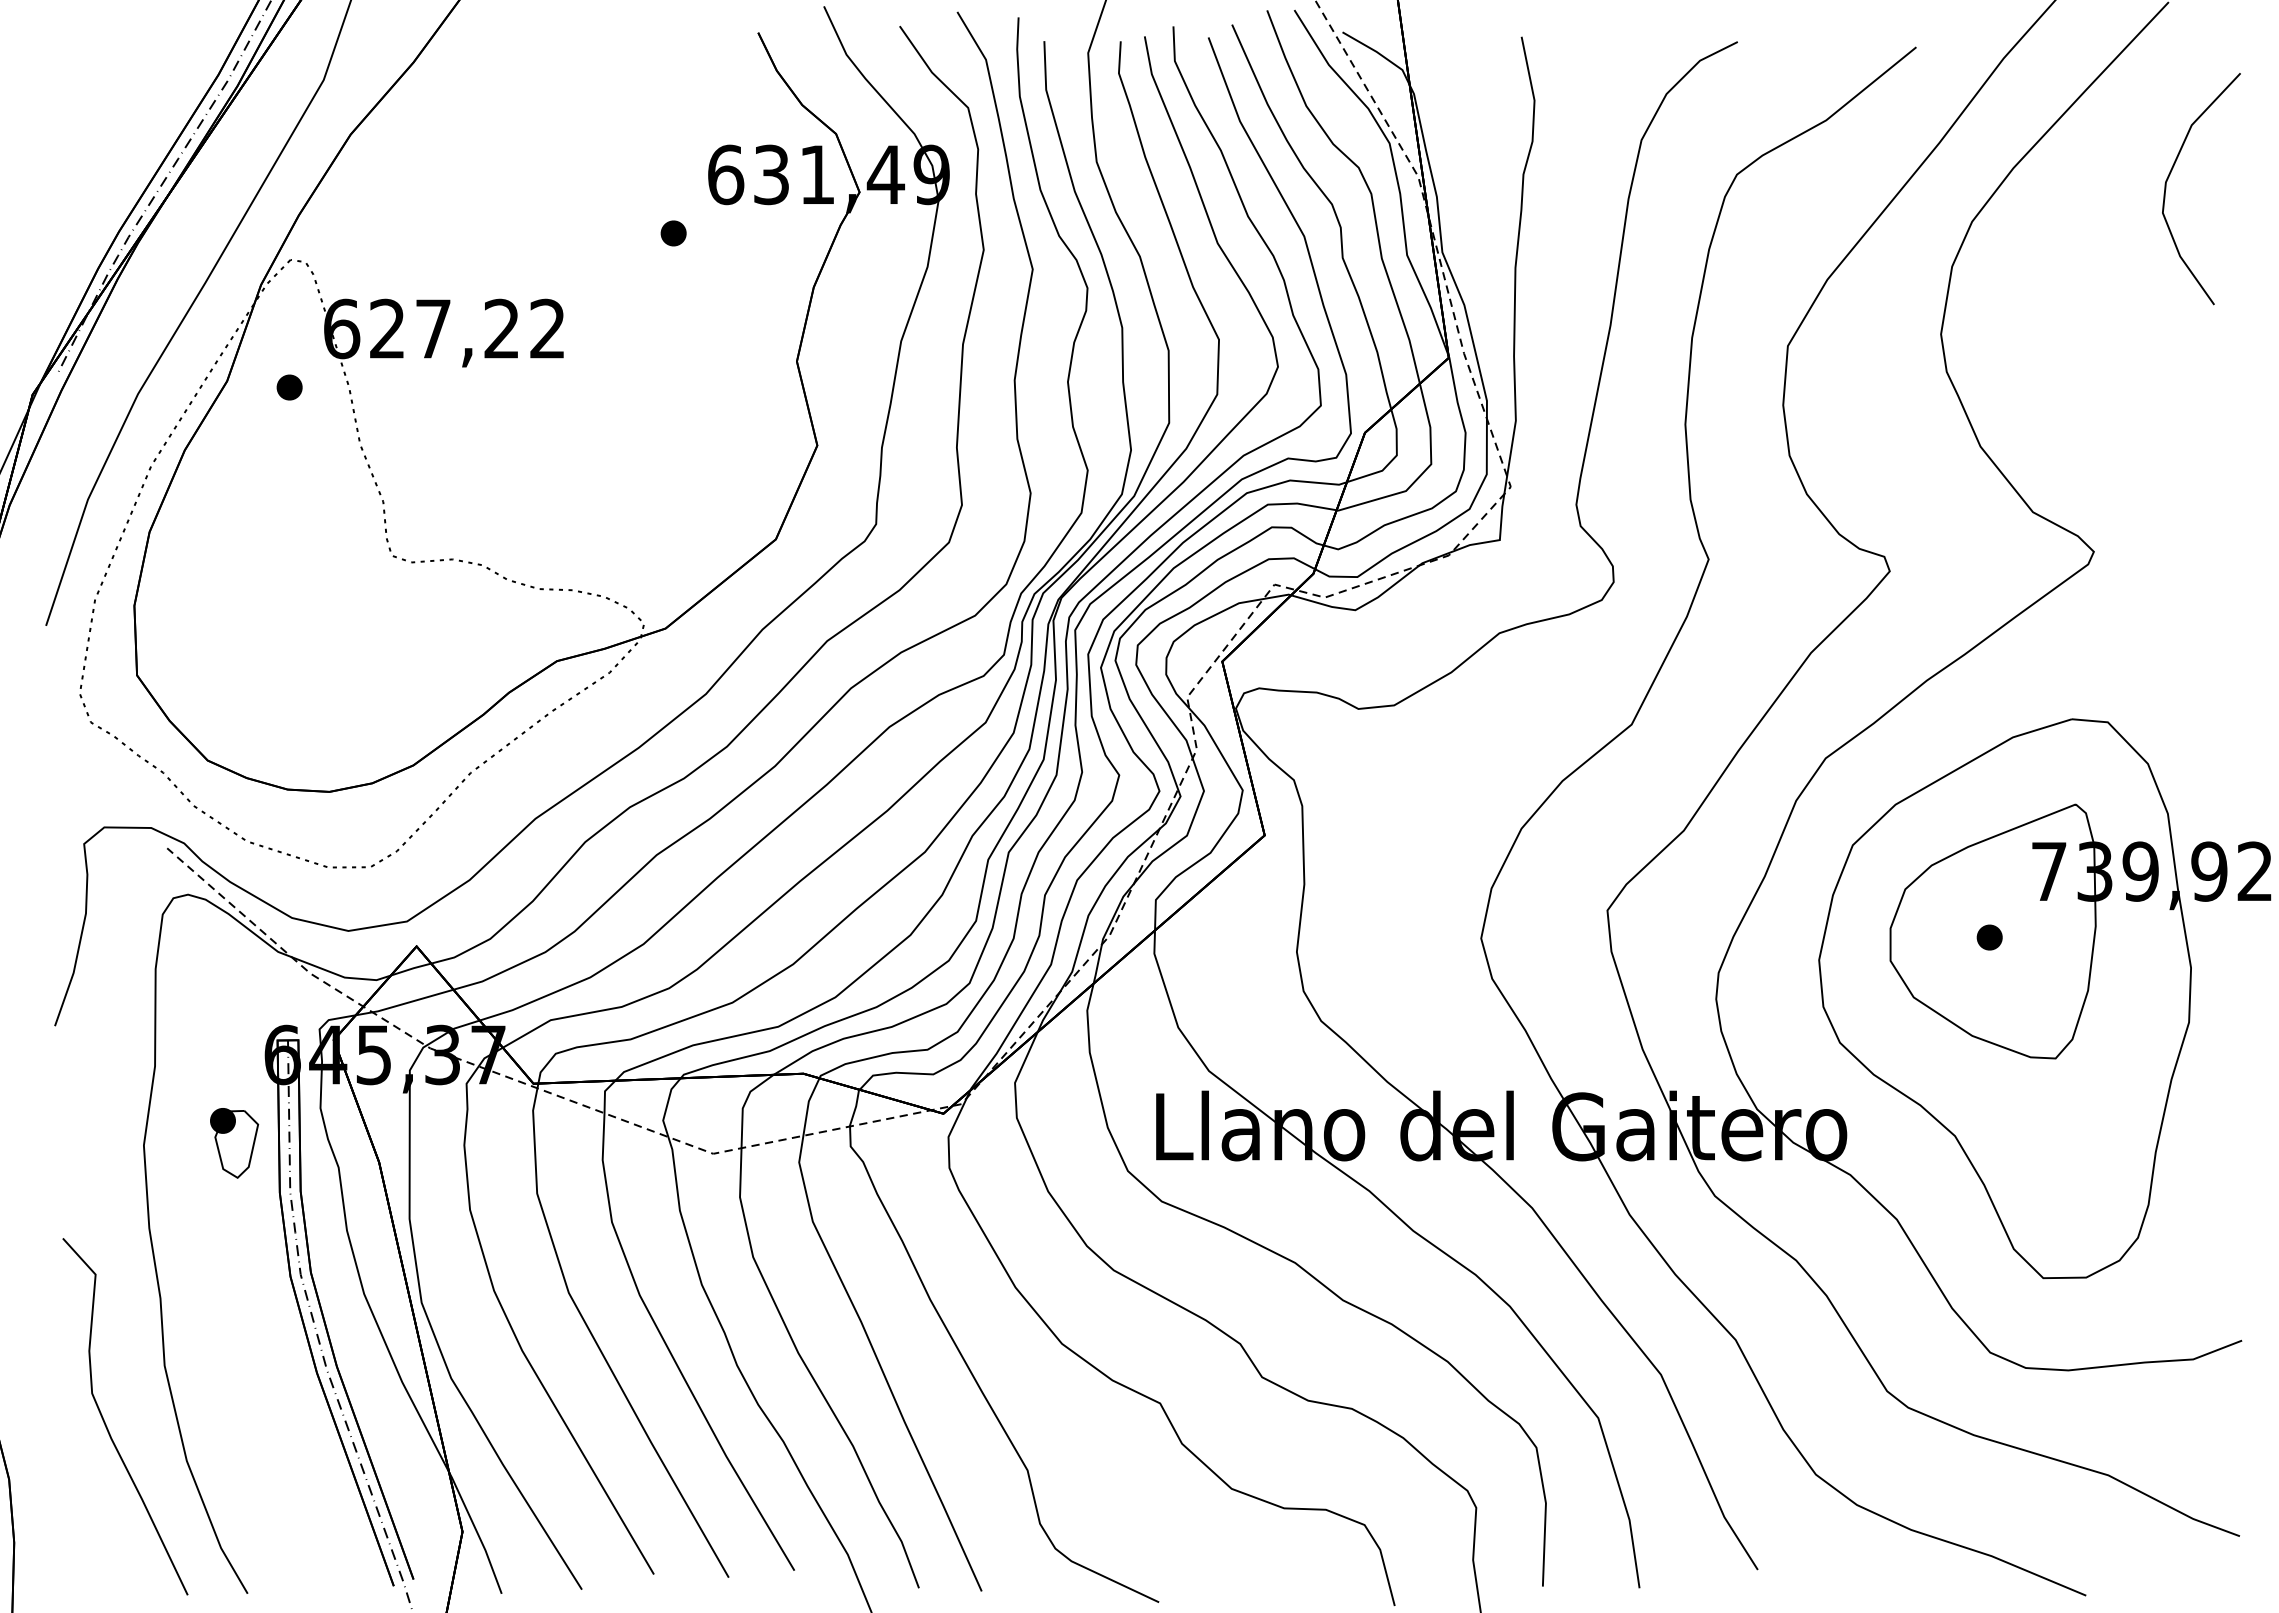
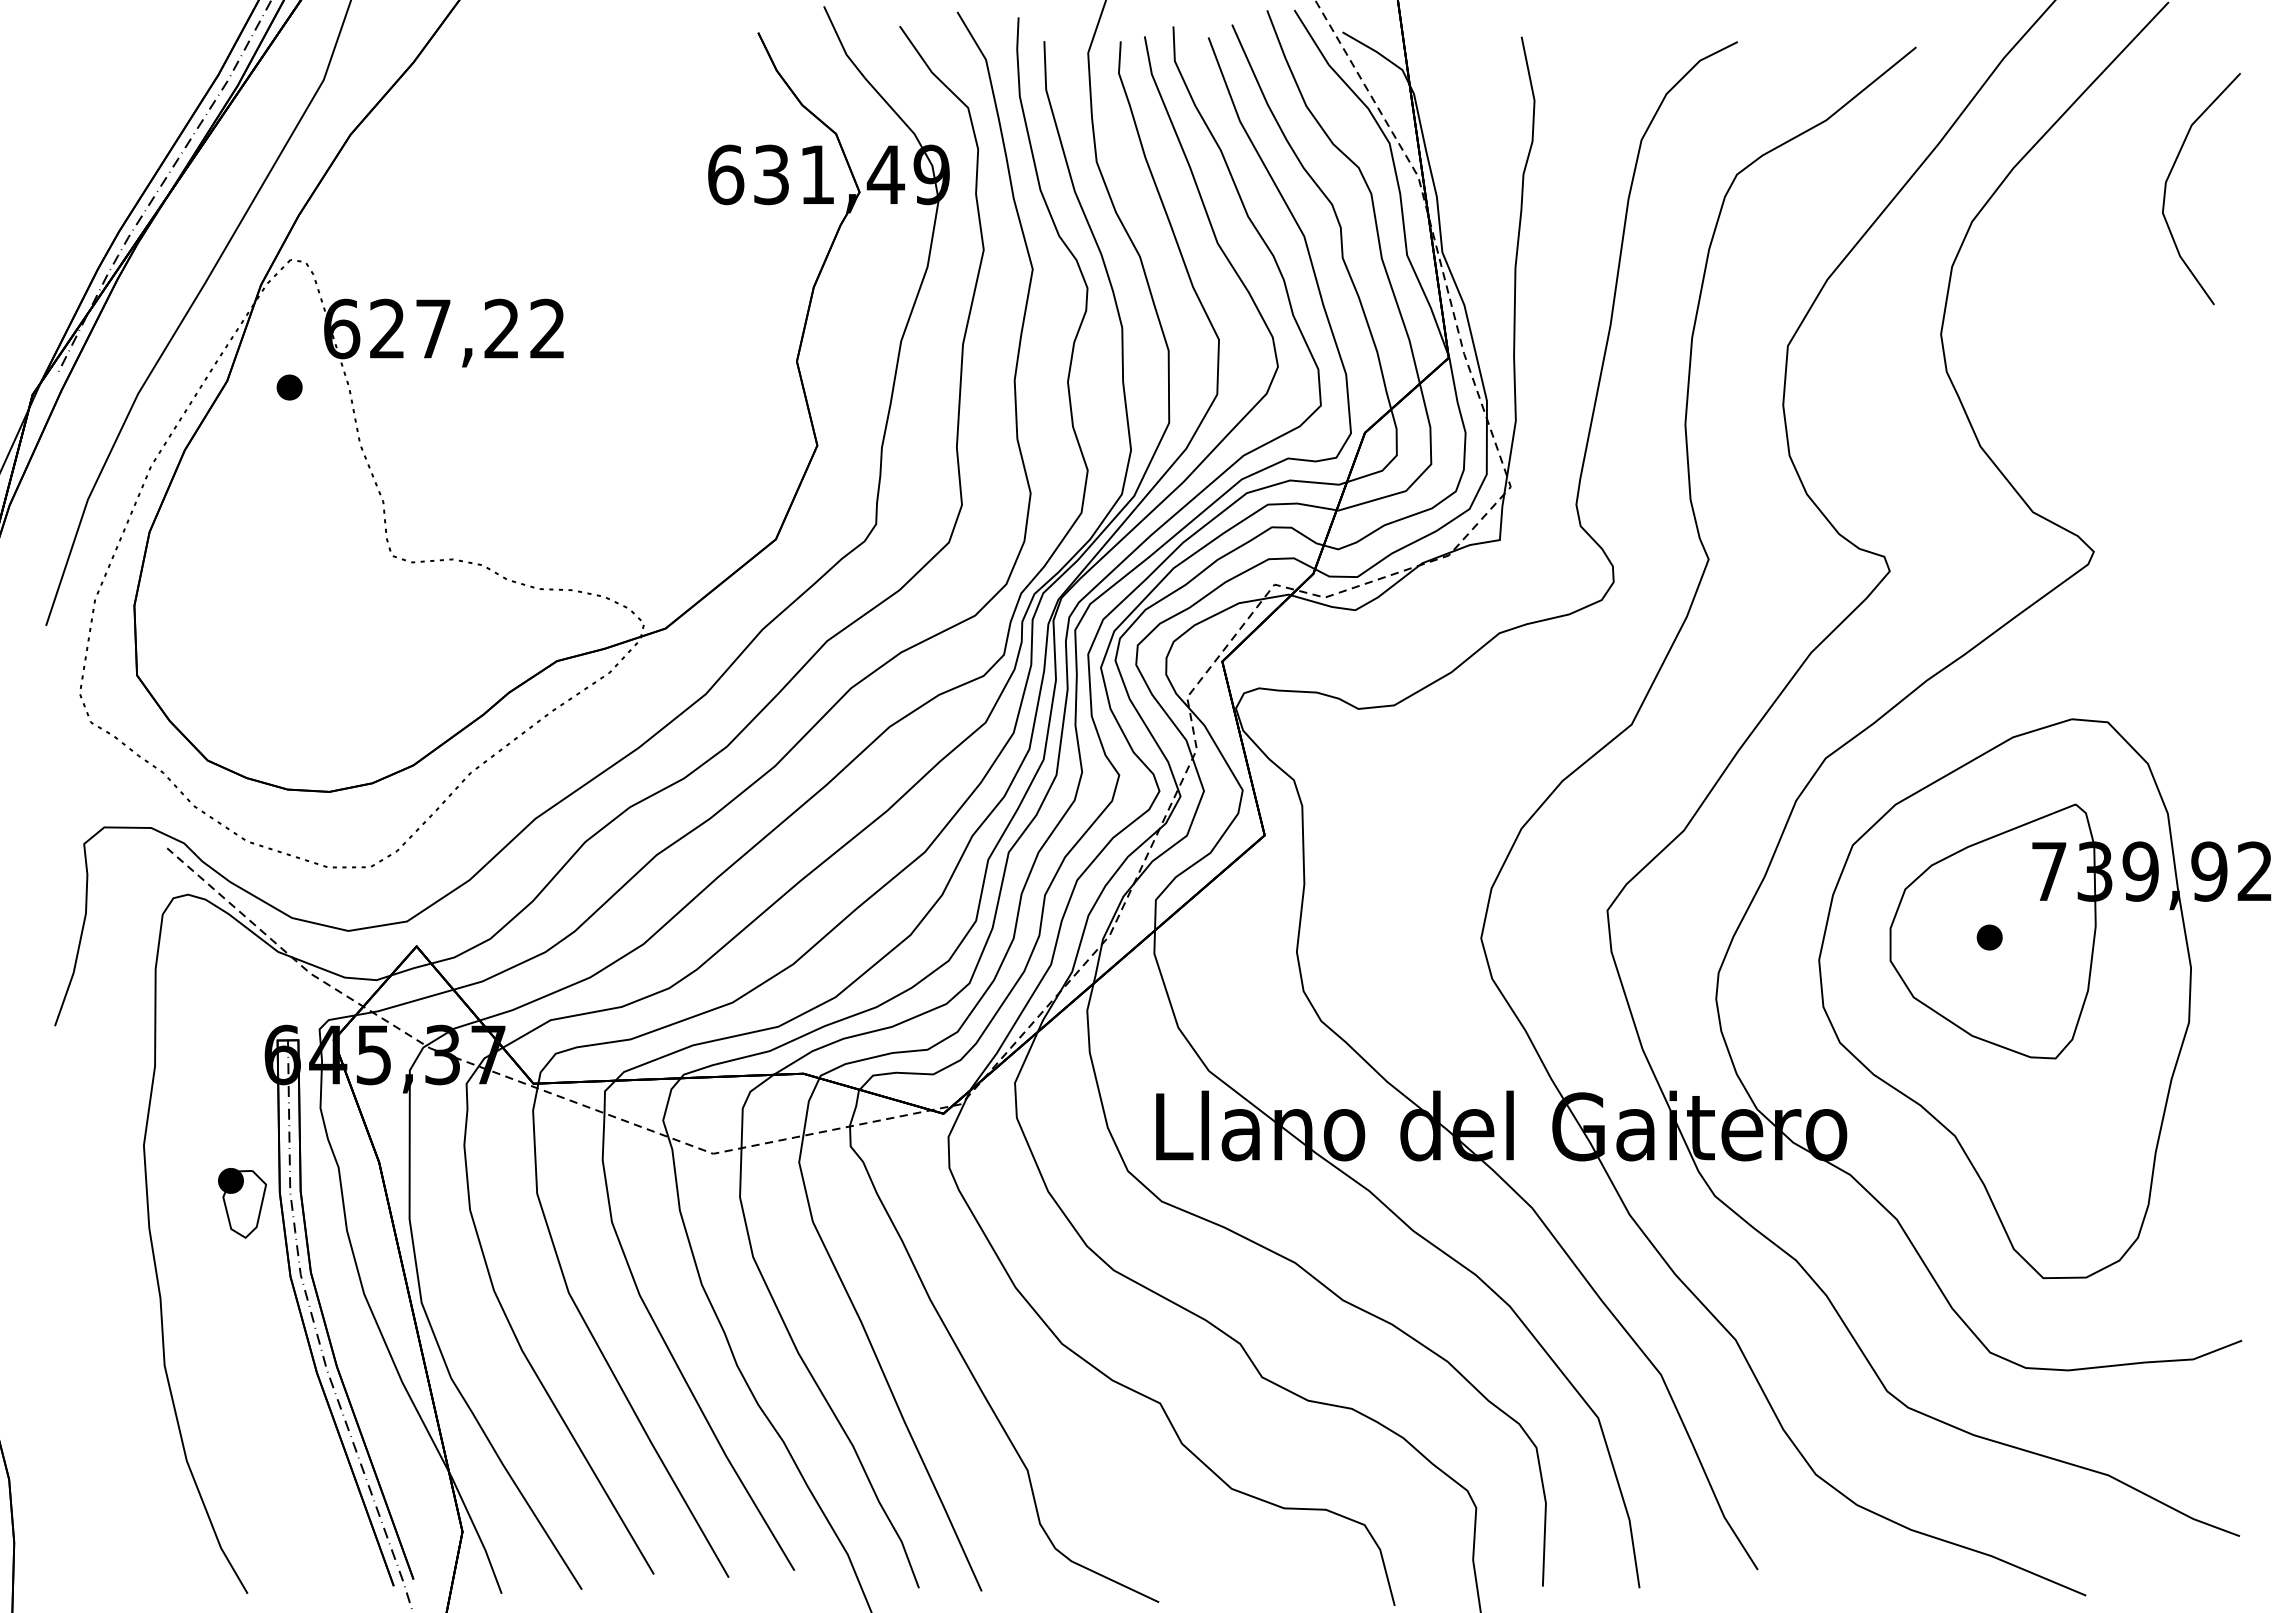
part: present -> none (673, 233)
part position: (234, 1143) -> (242, 1203) (242, 1203)
curve: present -> none (107, 1426)
